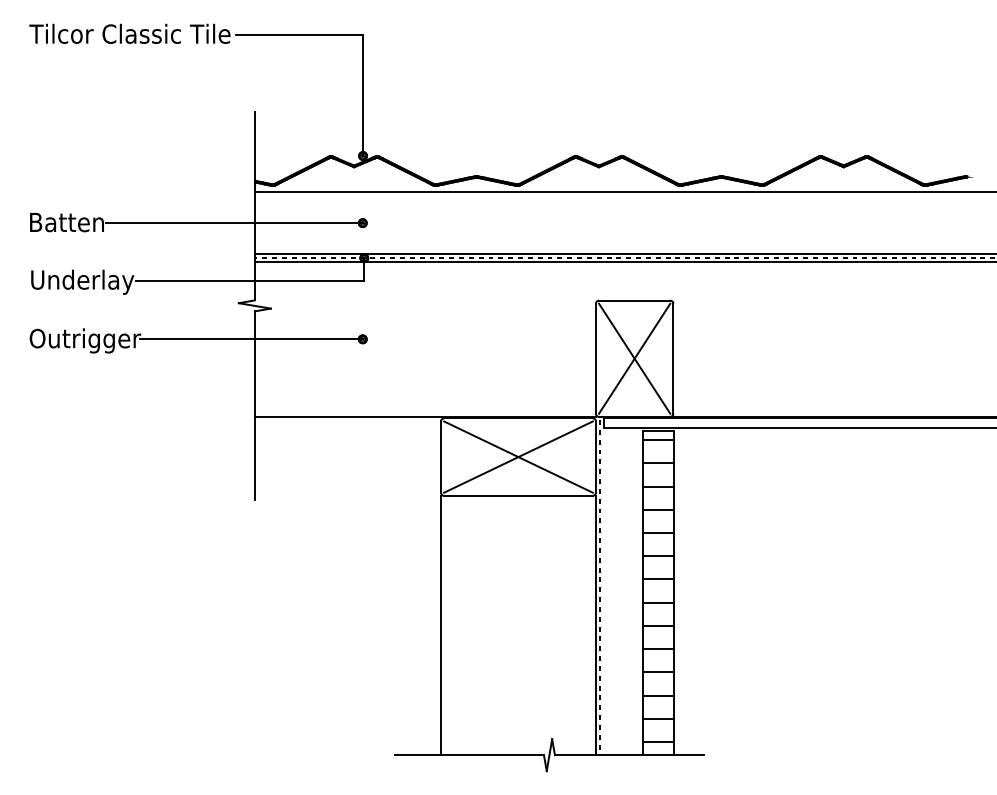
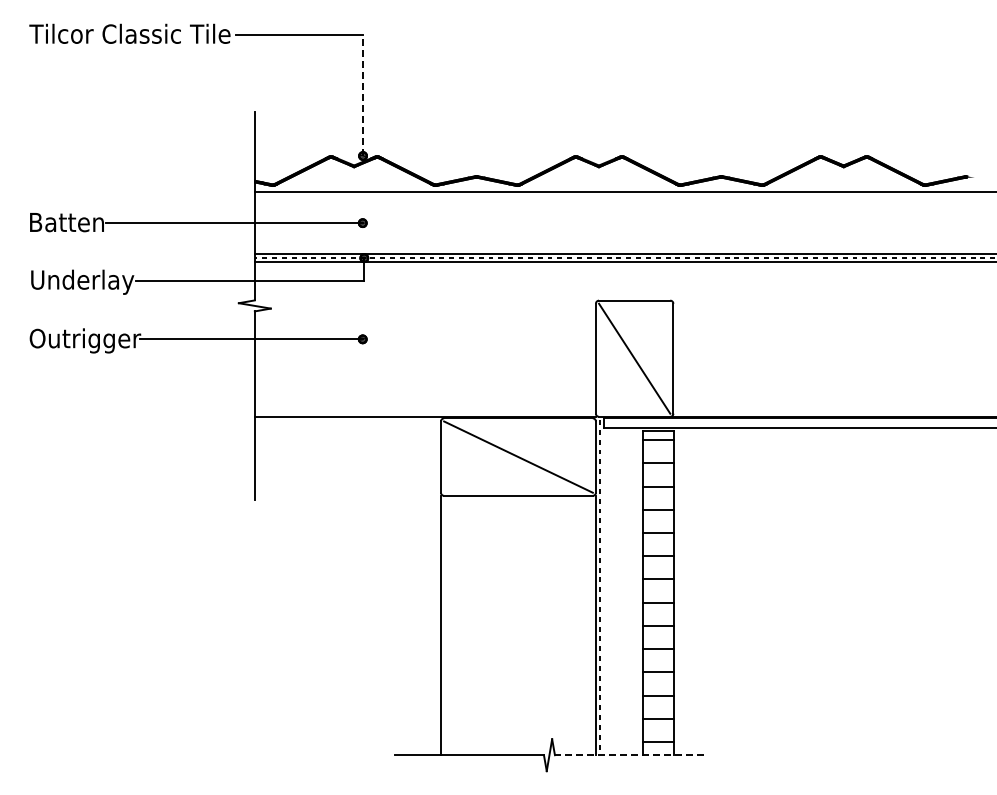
line: solid -> dashed (363, 95)
line: present -> none (634, 358)
line: present -> none (518, 456)
line: solid -> dashed (629, 755)
